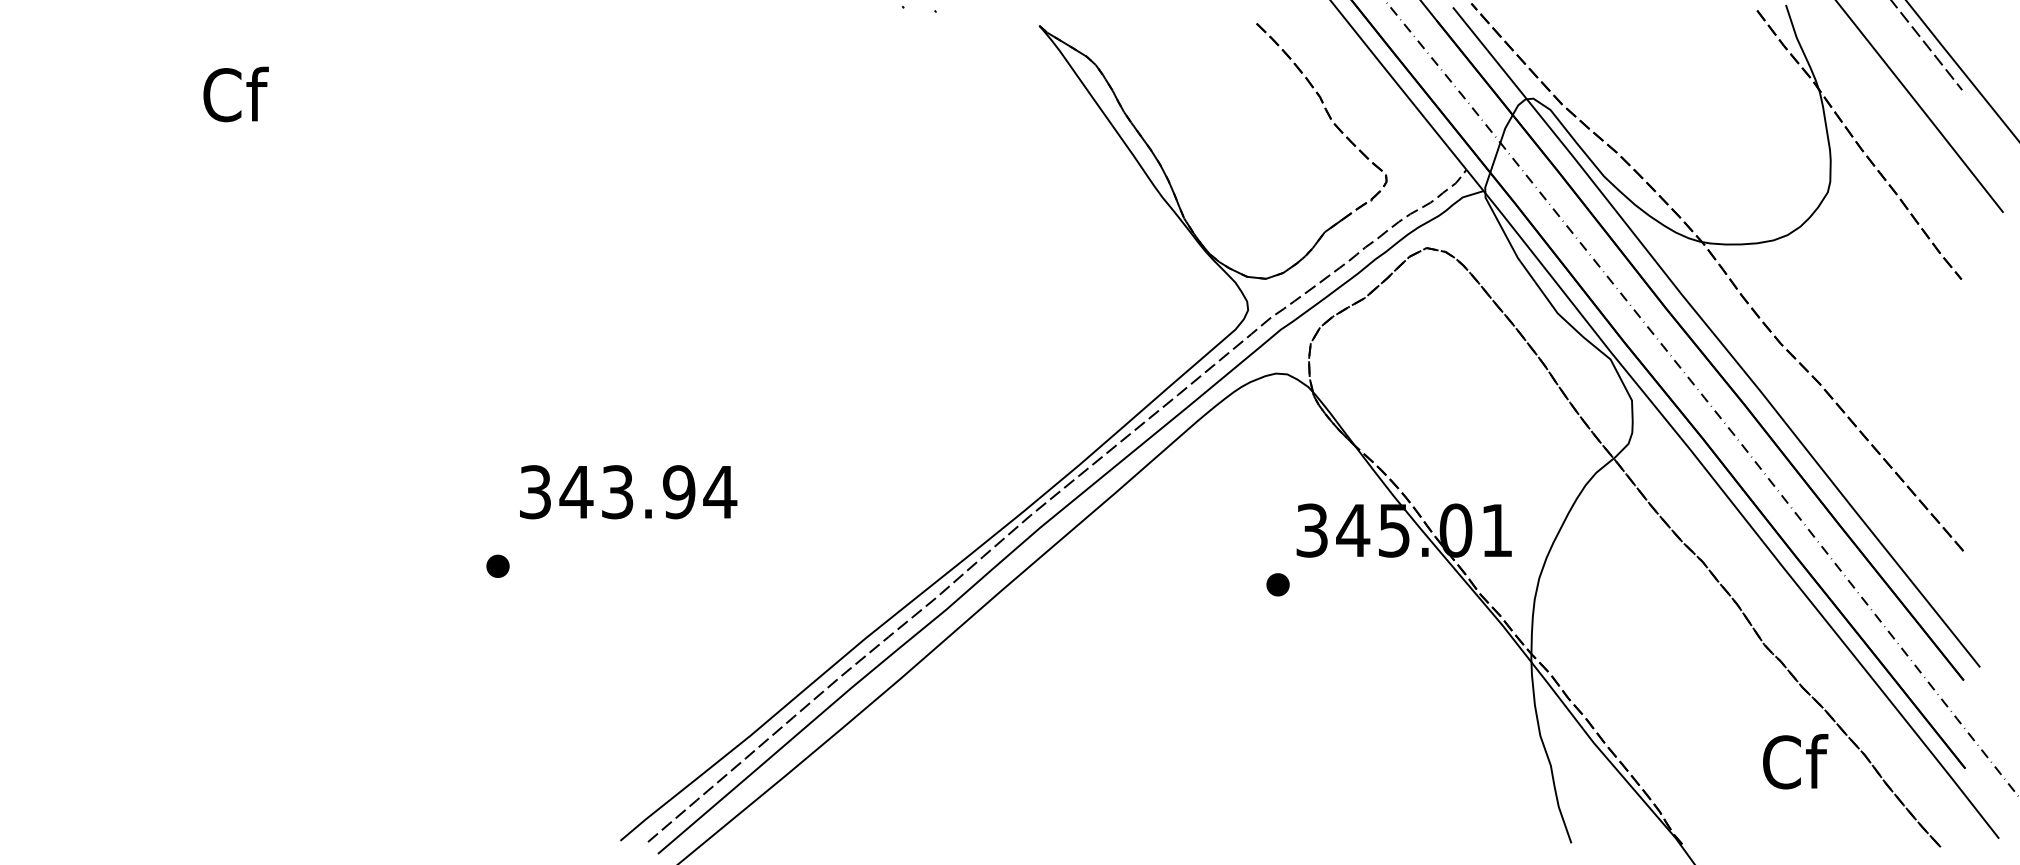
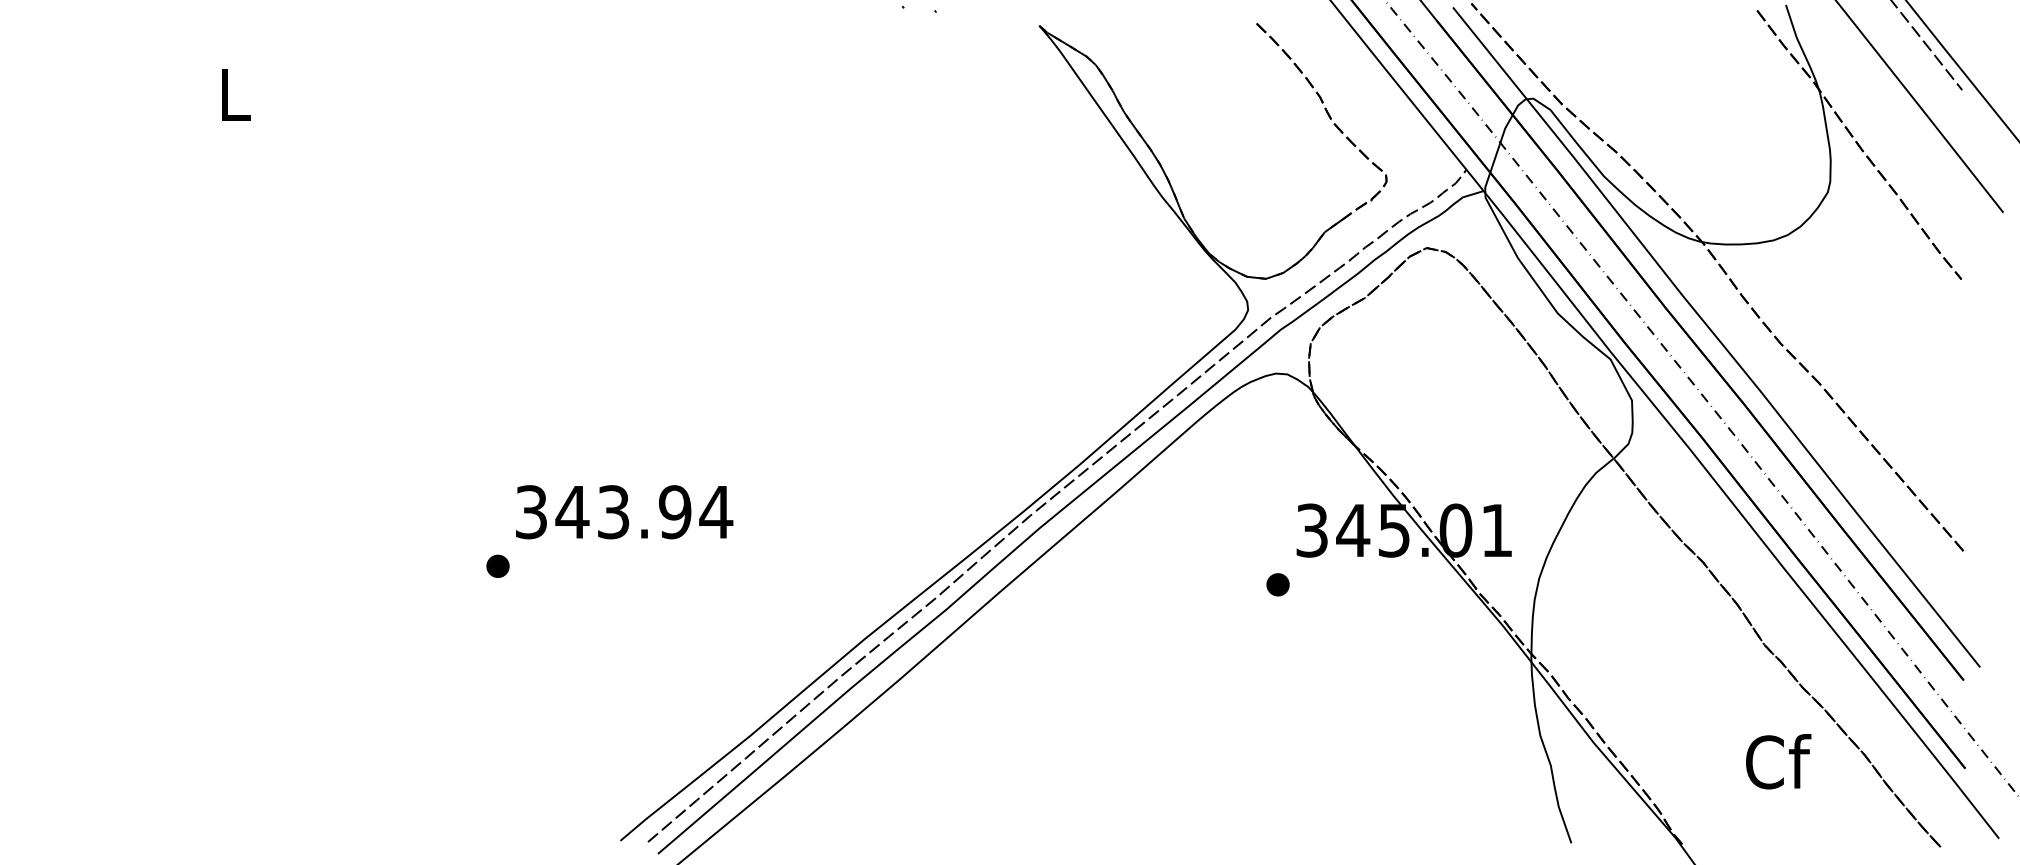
text: Cf -> L (235, 94)
text position: (628, 492) -> (624, 512) (624, 512)
text position: (1795, 761) -> (1778, 761) (1778, 761)
